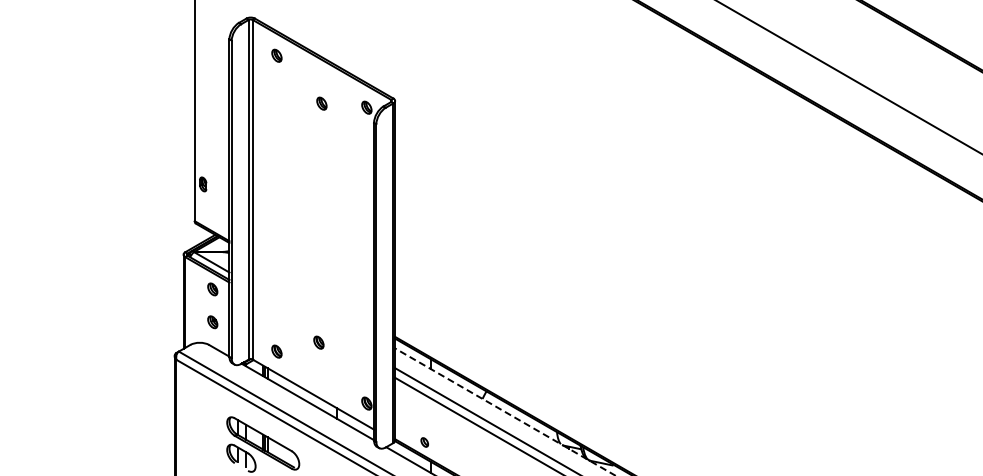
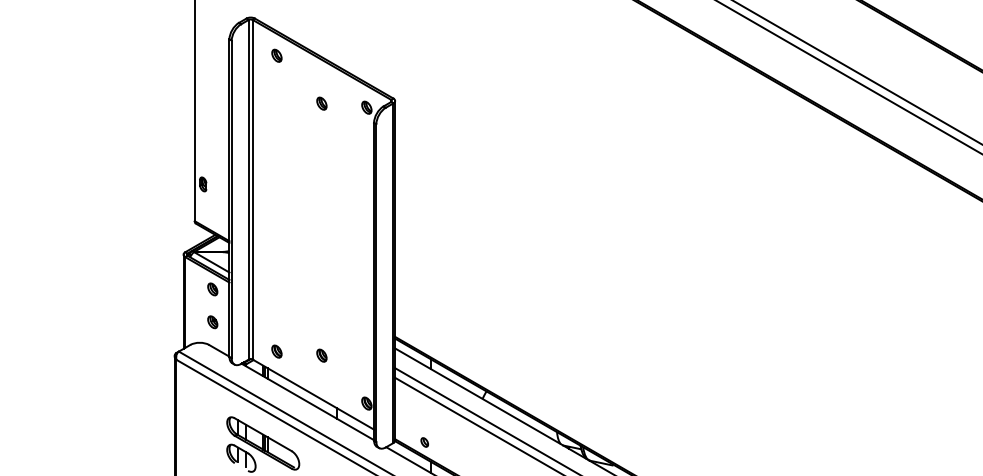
line: none -> present (857, 72)
part position: (318, 342) -> (321, 355) (321, 355)
line: dashed -> solid (505, 411)
